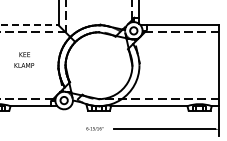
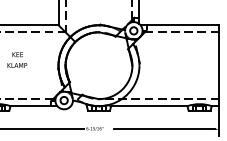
line: dashed -> solid (29, 25)
text position: (24, 59) -> (17, 59) (17, 59)
line: none -> present (42, 129)
